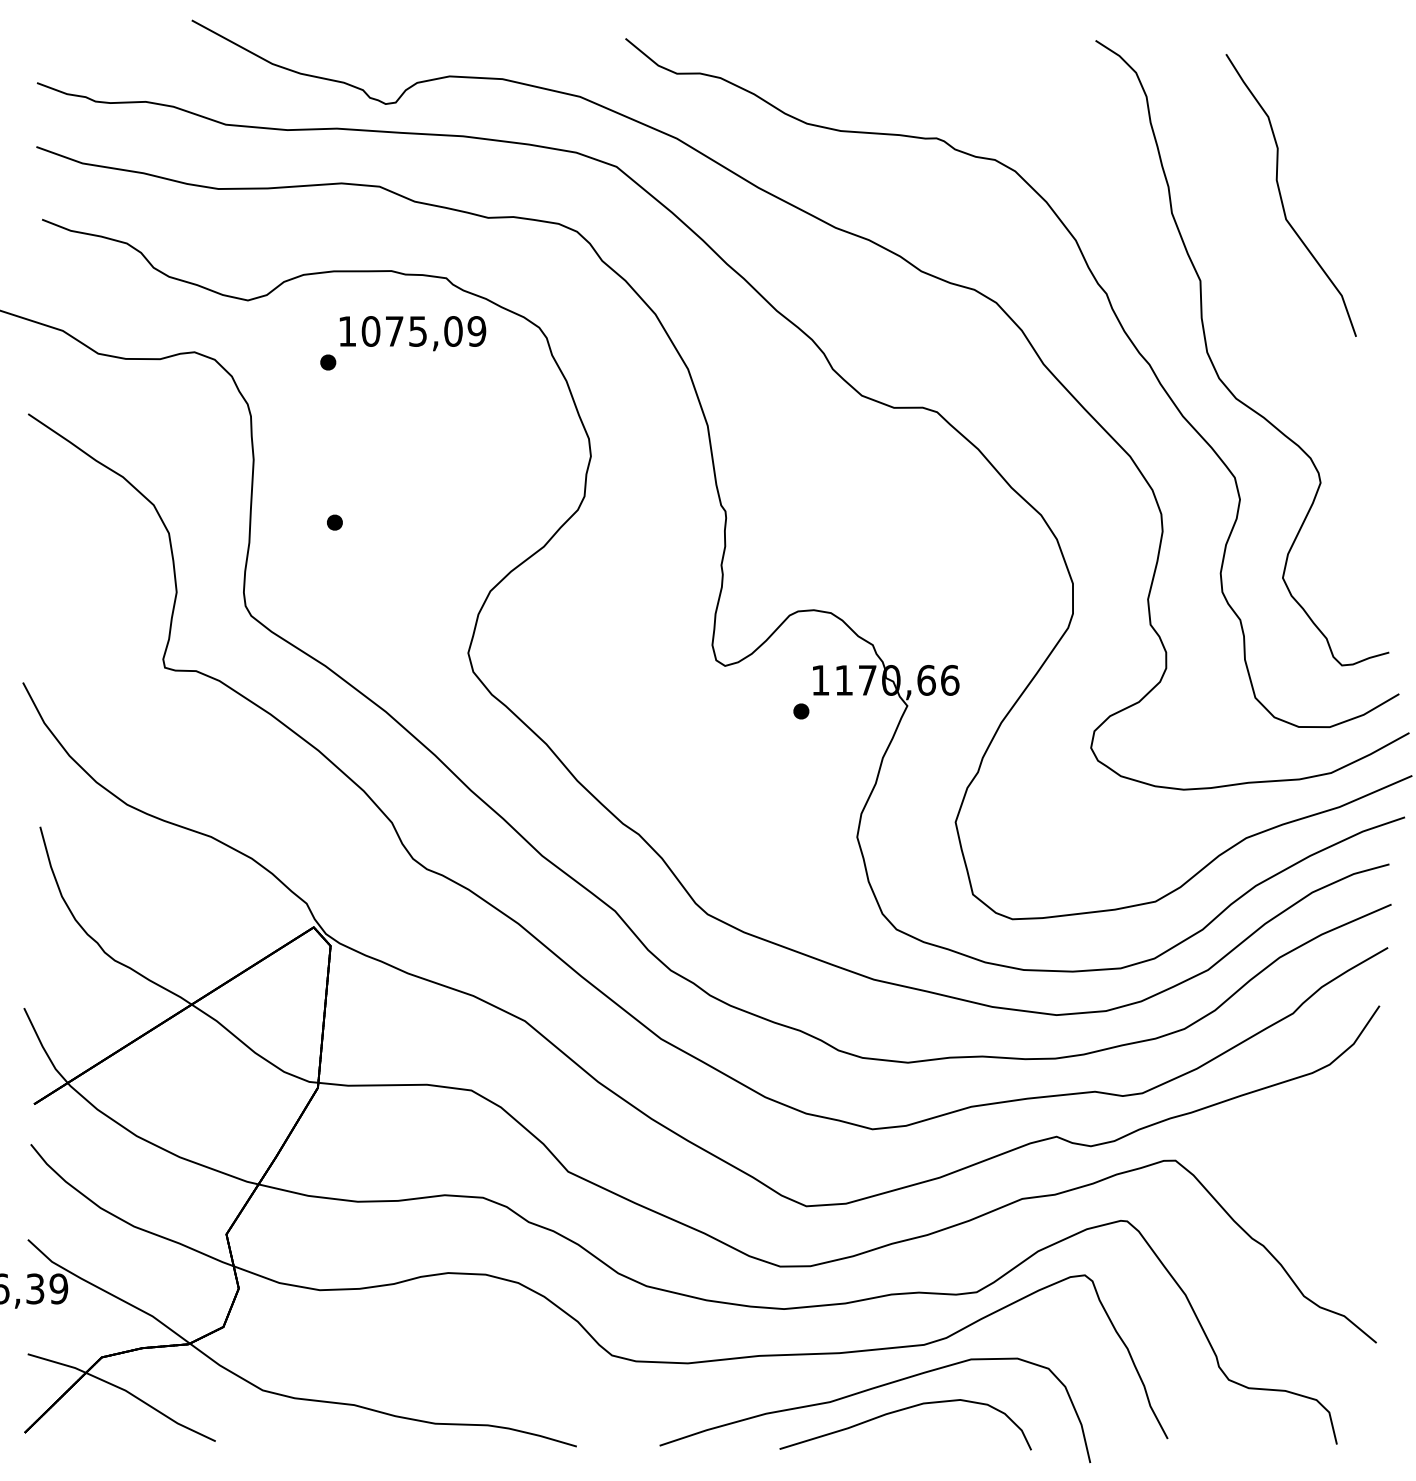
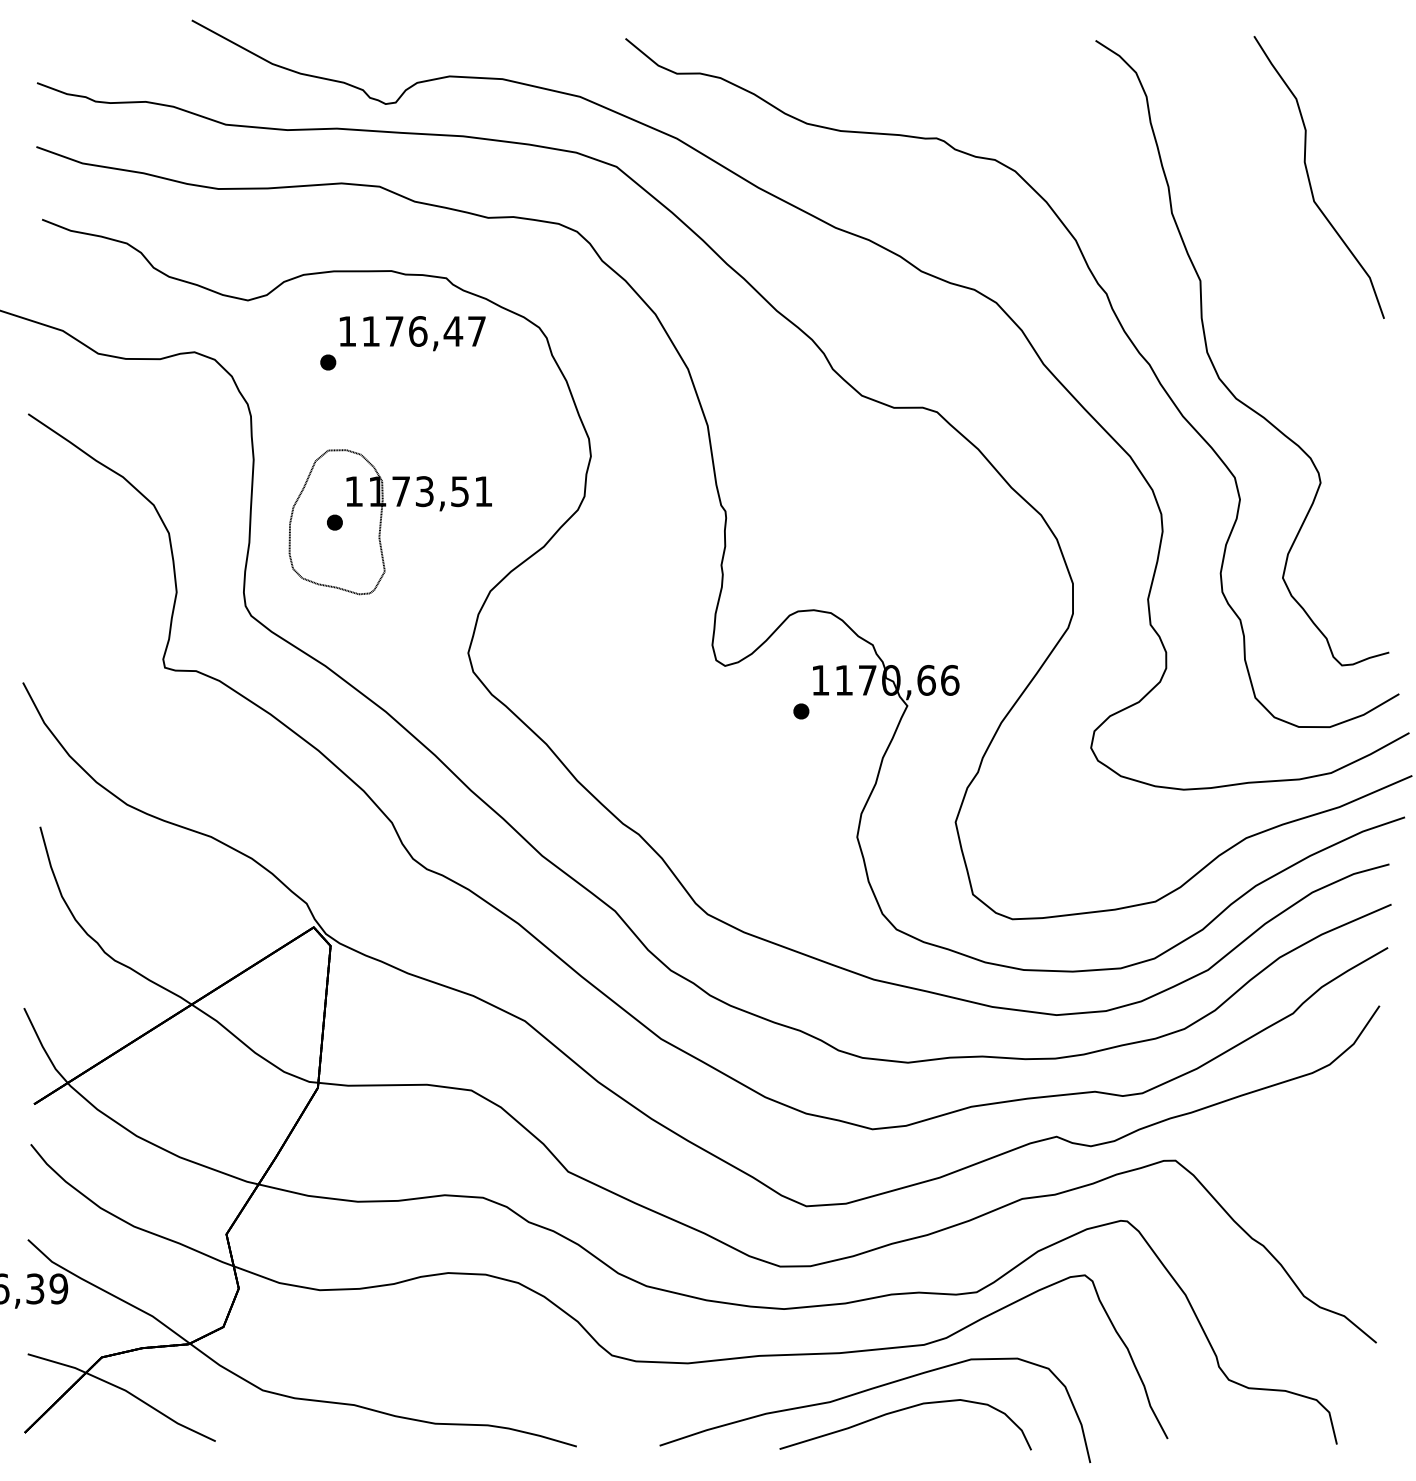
curve position: (1282, 198) -> (1310, 180) (1310, 180)
text: 1075,09 -> 1176,47 (423, 331)
part: none -> present (381, 522)
